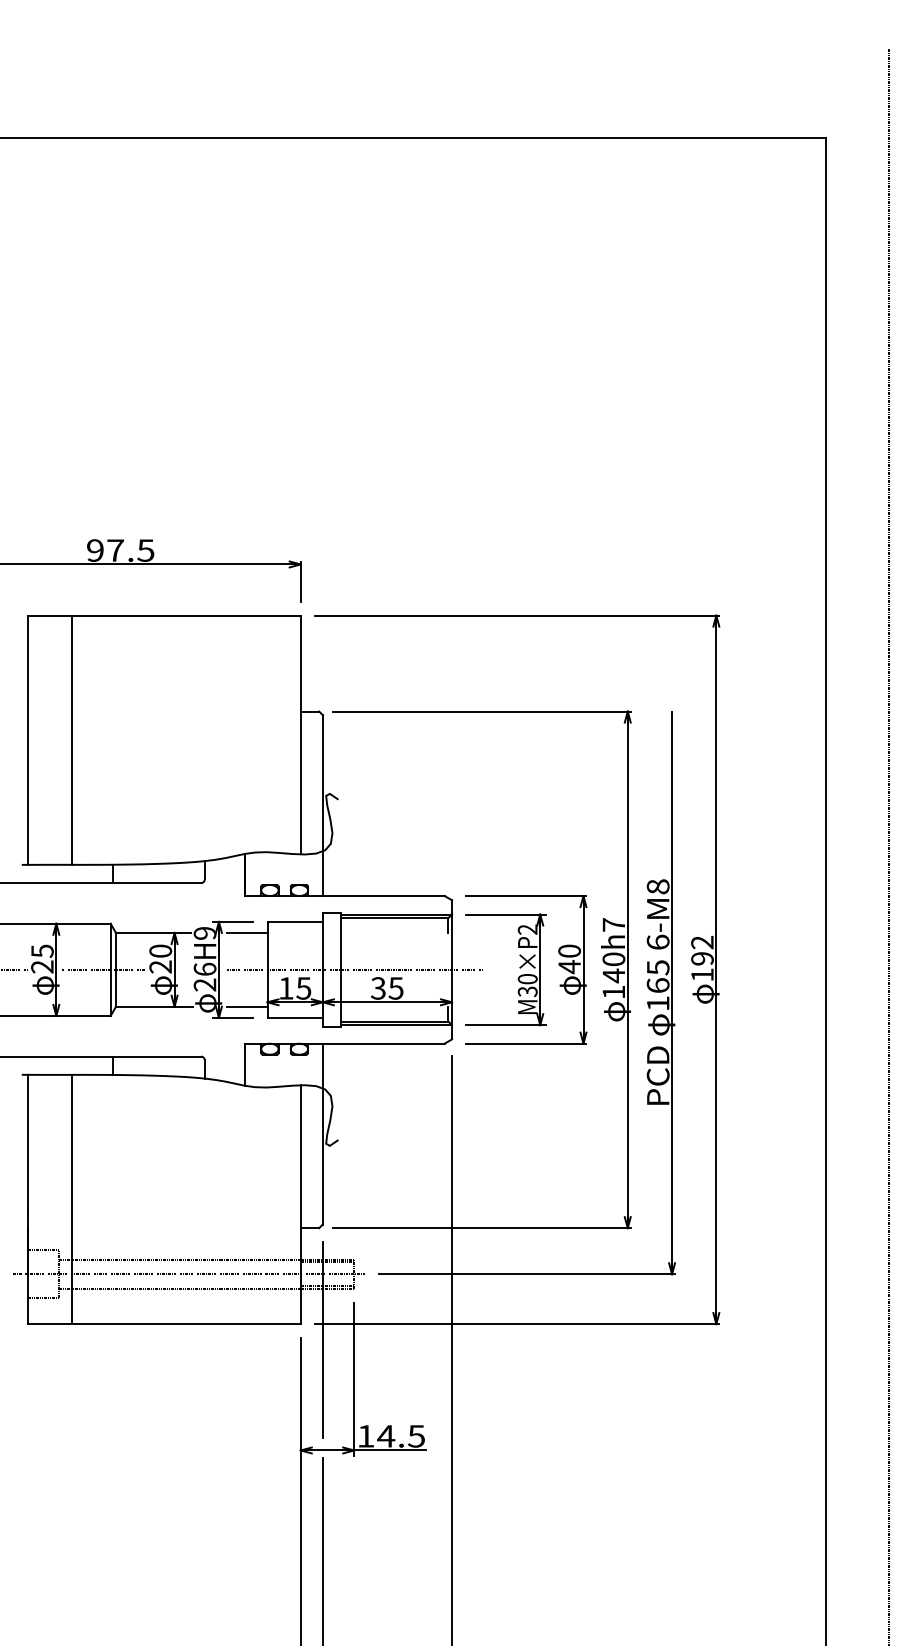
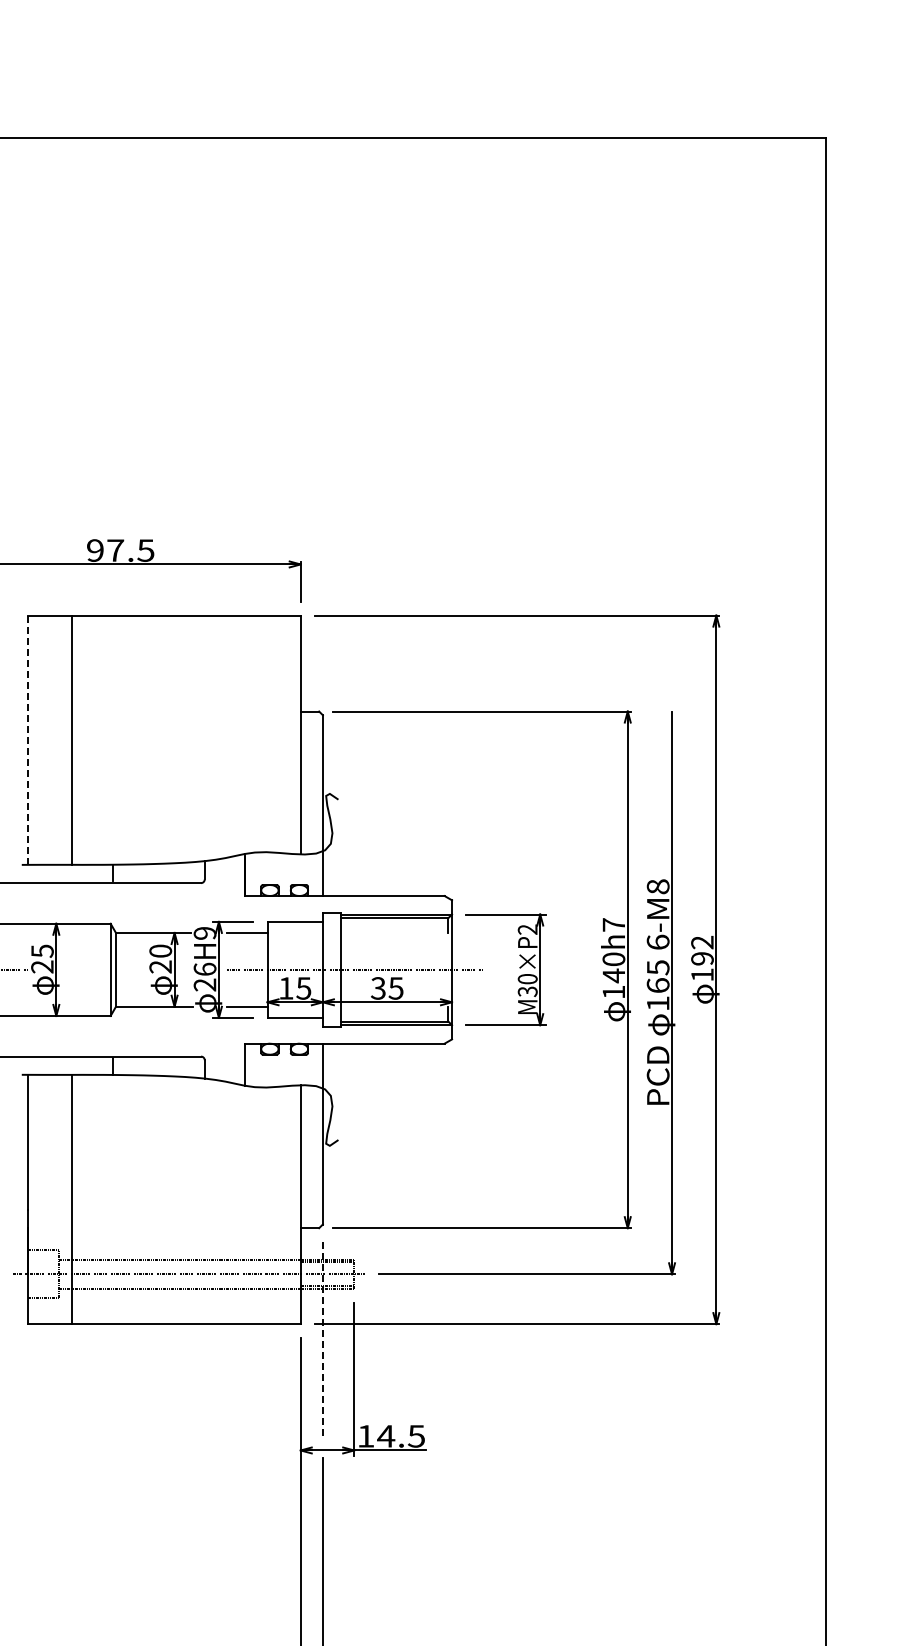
line: solid -> dashed (27, 740)
line: present -> none (889, 845)
part: present -> none (558, 965)
line: present -> none (103, 969)
line: solid -> dashed (322, 1340)
line: present -> none (452, 1349)
